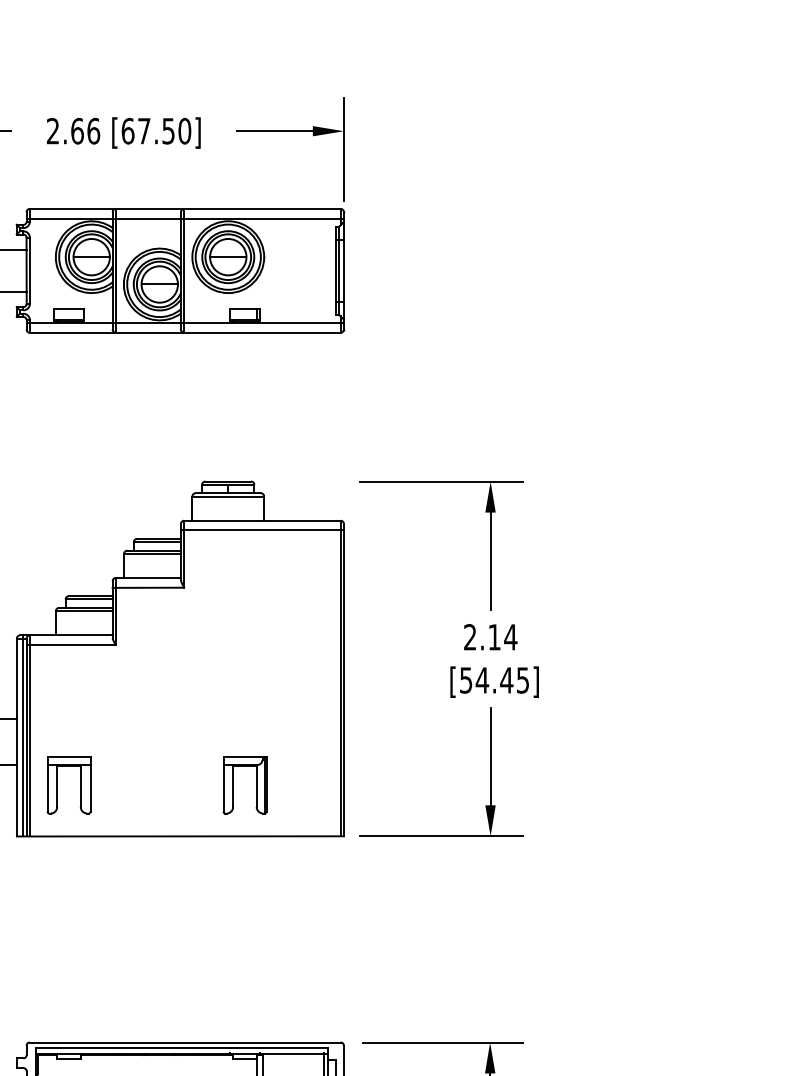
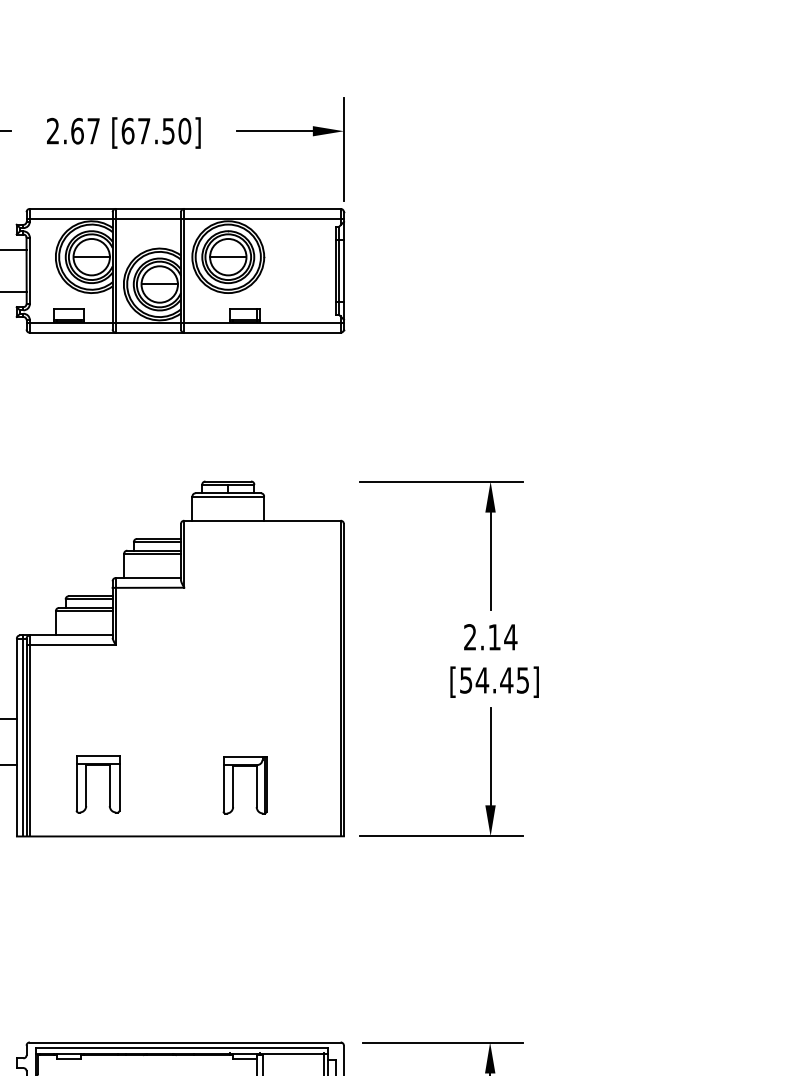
text: 2.66 -> 2.67 (93, 130)
line: present -> none (262, 530)
part position: (57, 785) -> (86, 784) (86, 784)
